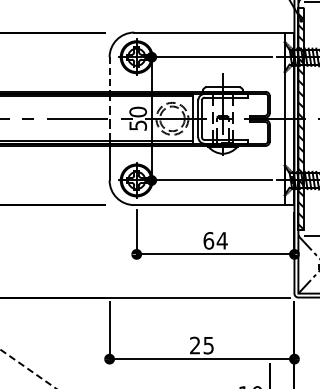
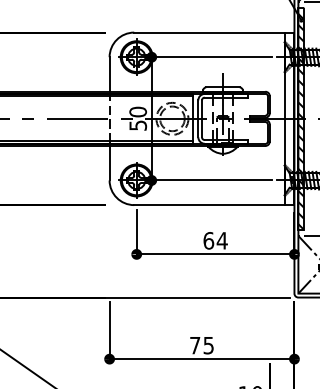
line: dashed -> solid (109, 74)
text: 25 -> 75 (195, 345)
line: dashed -> solid (28, 369)
